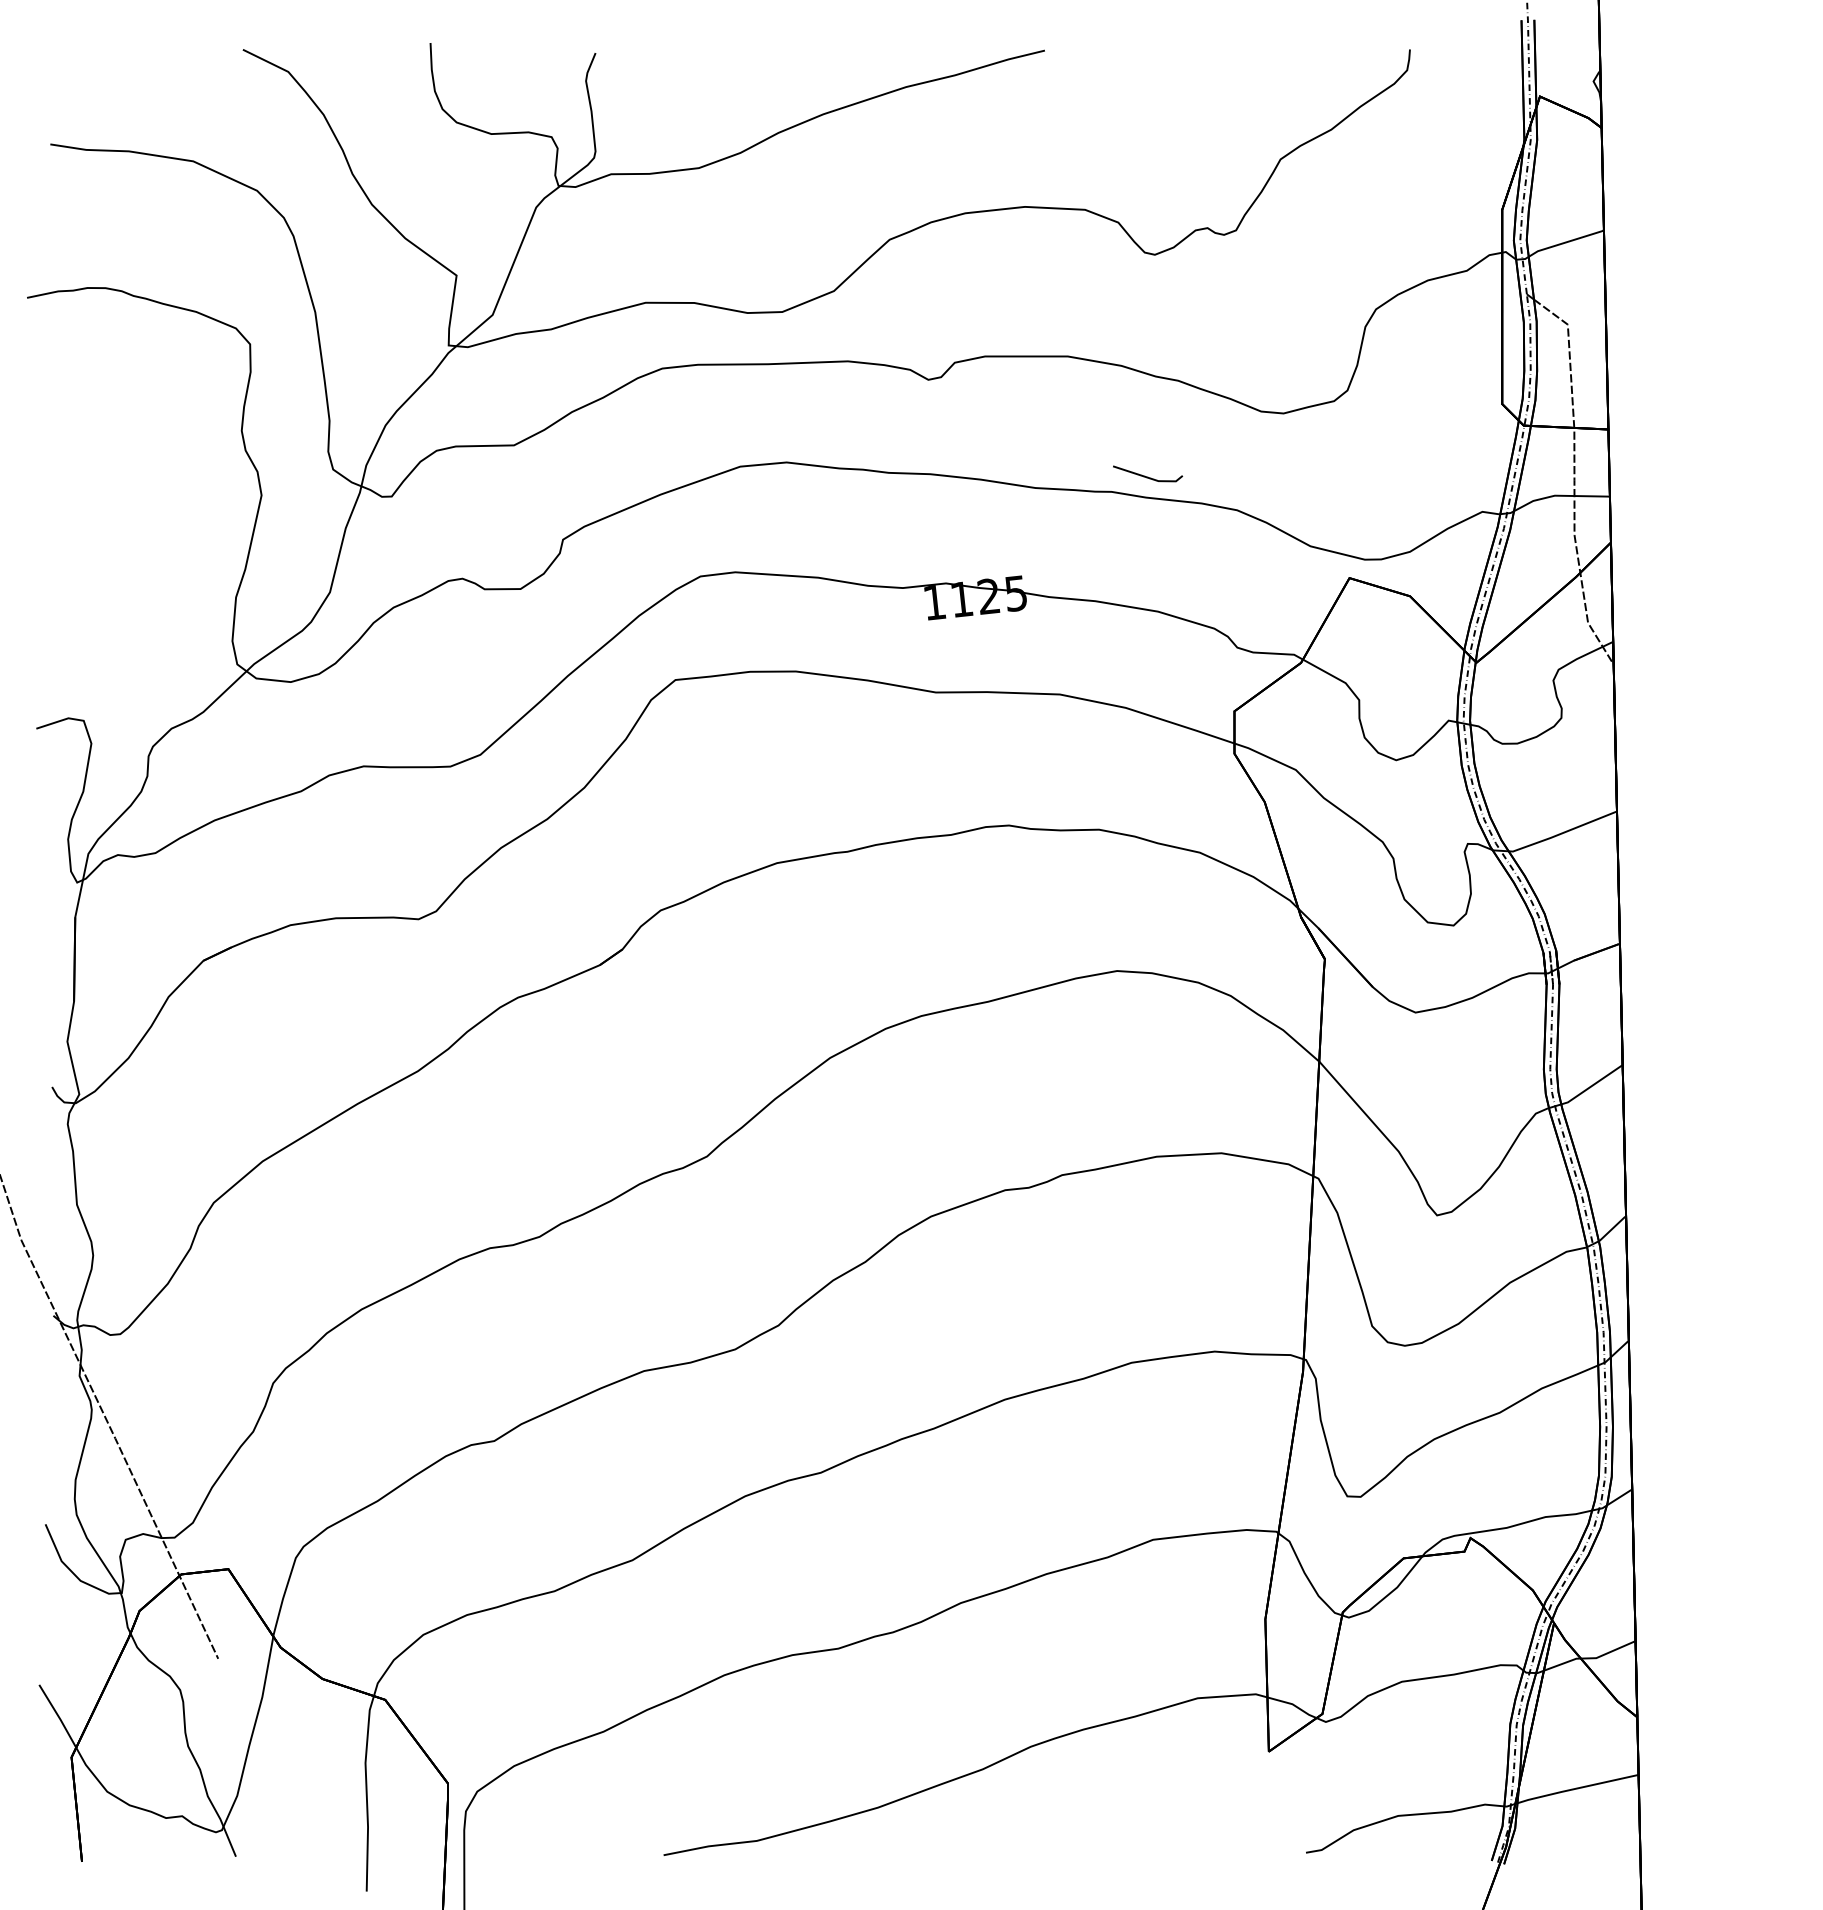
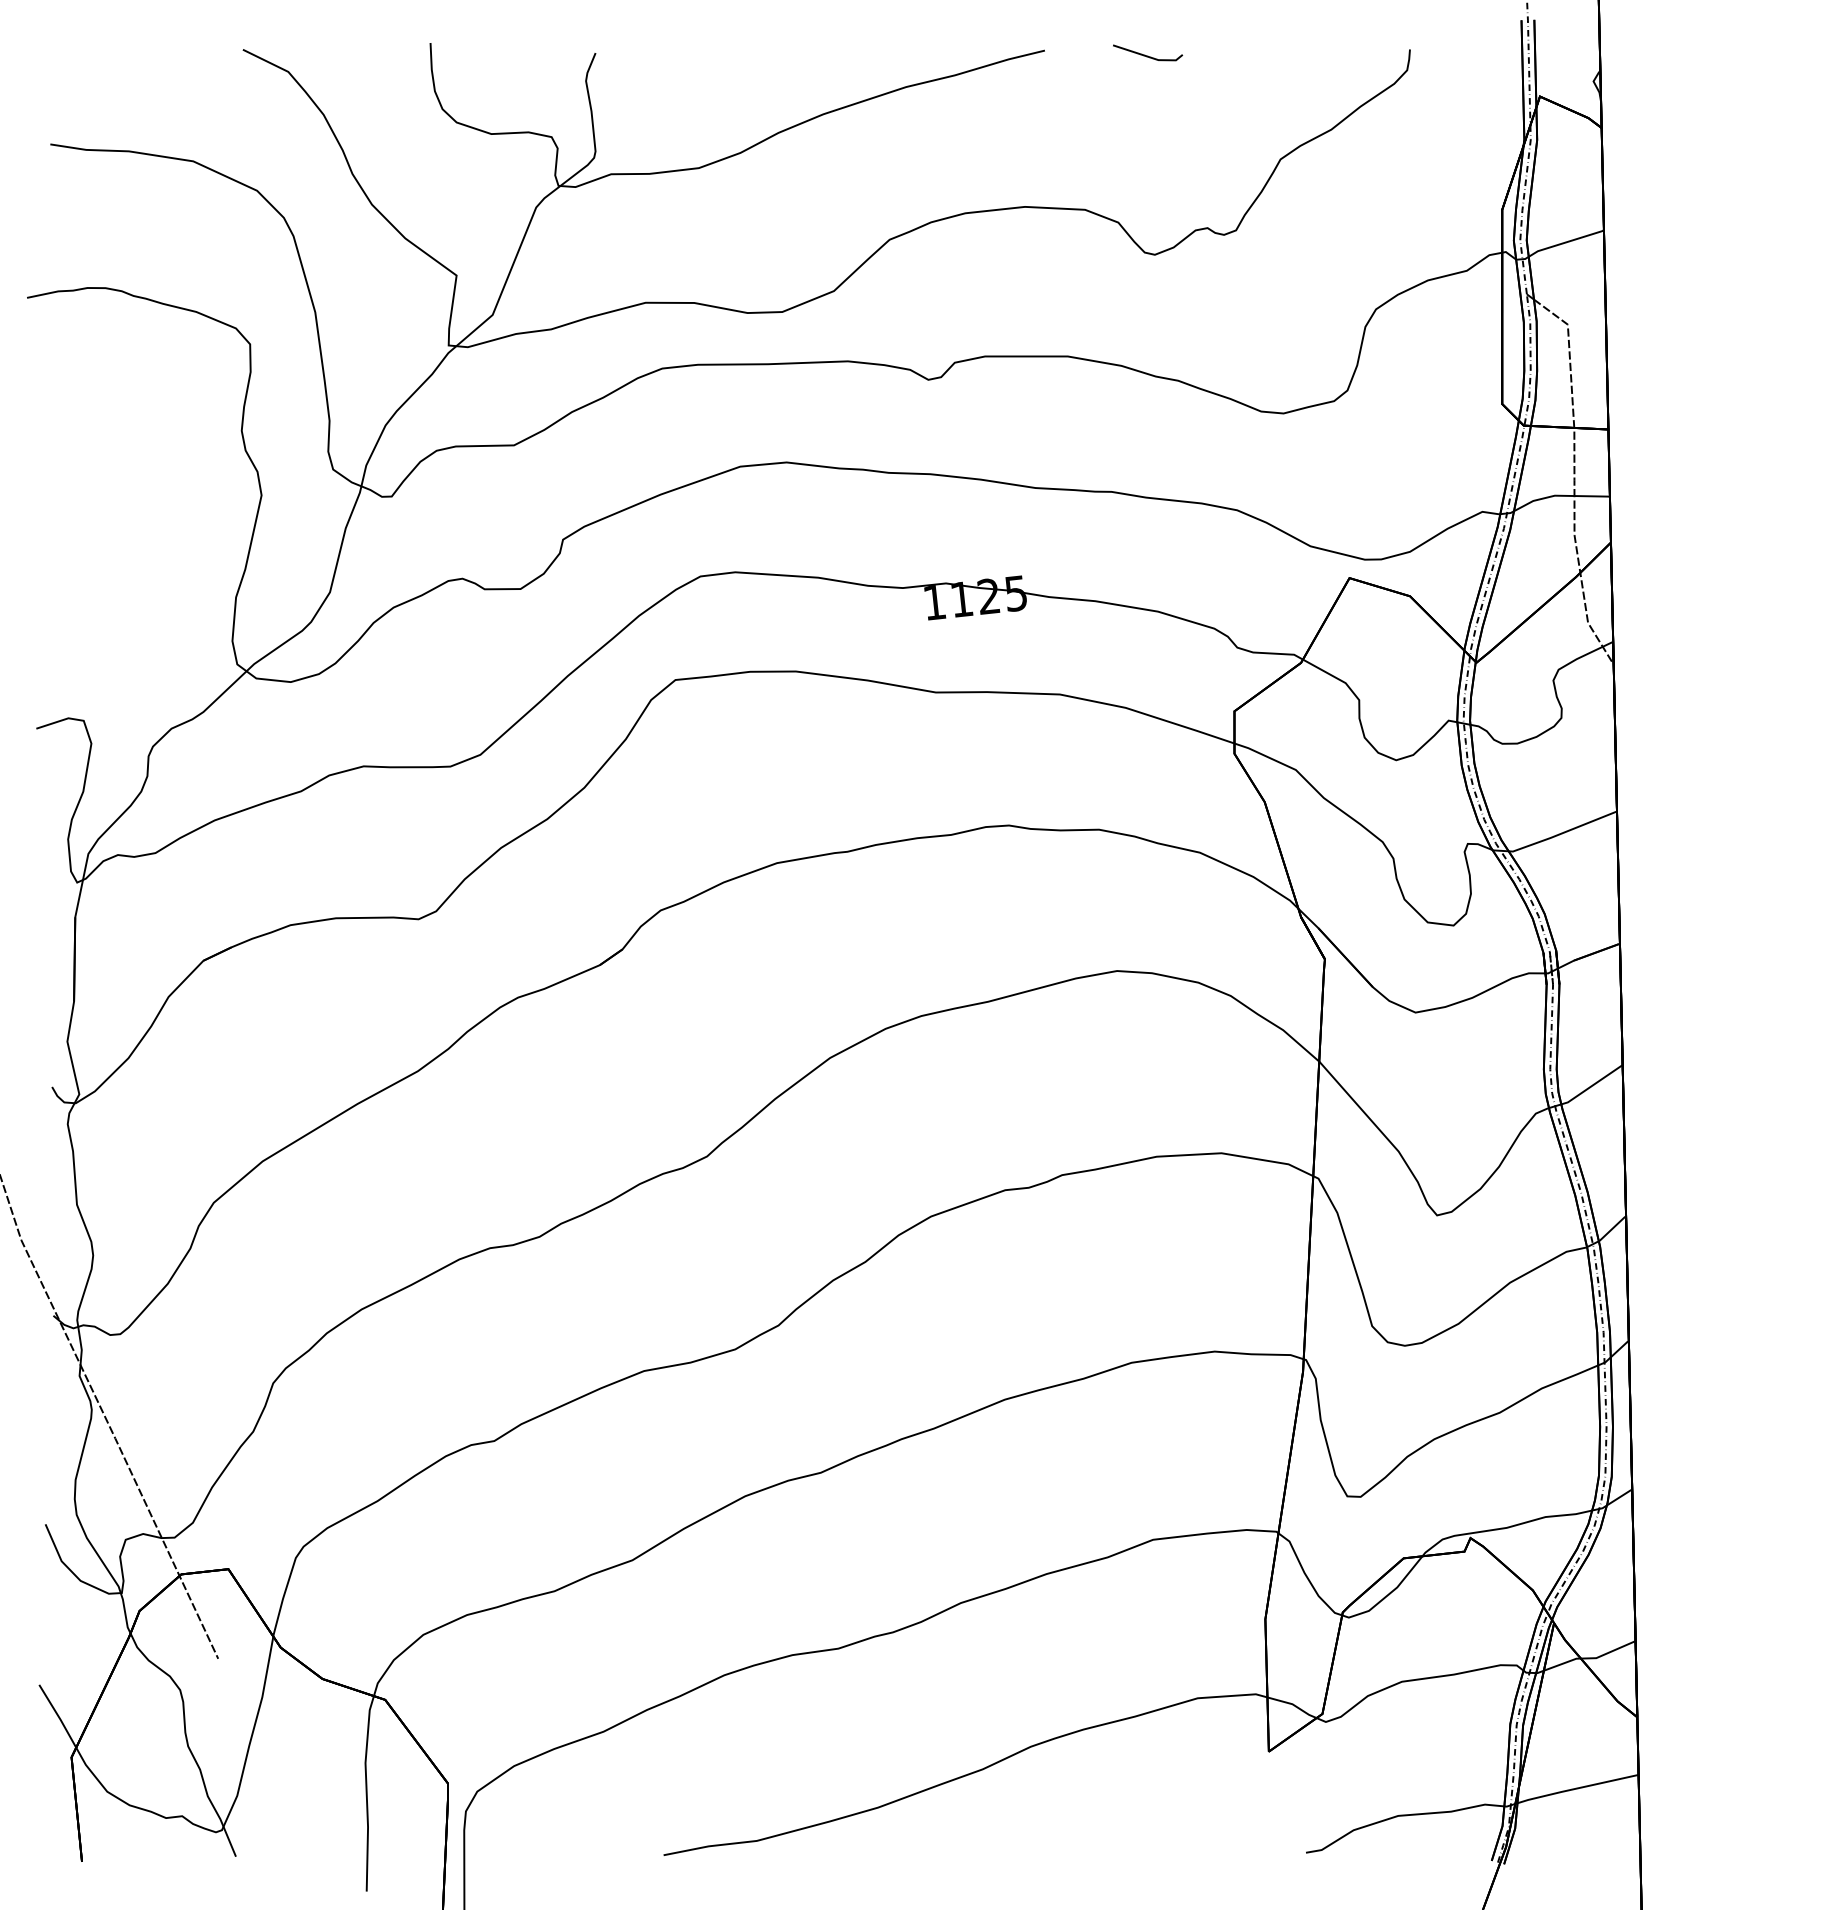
line position: (1148, 476) -> (1148, 55) (1148, 55)
